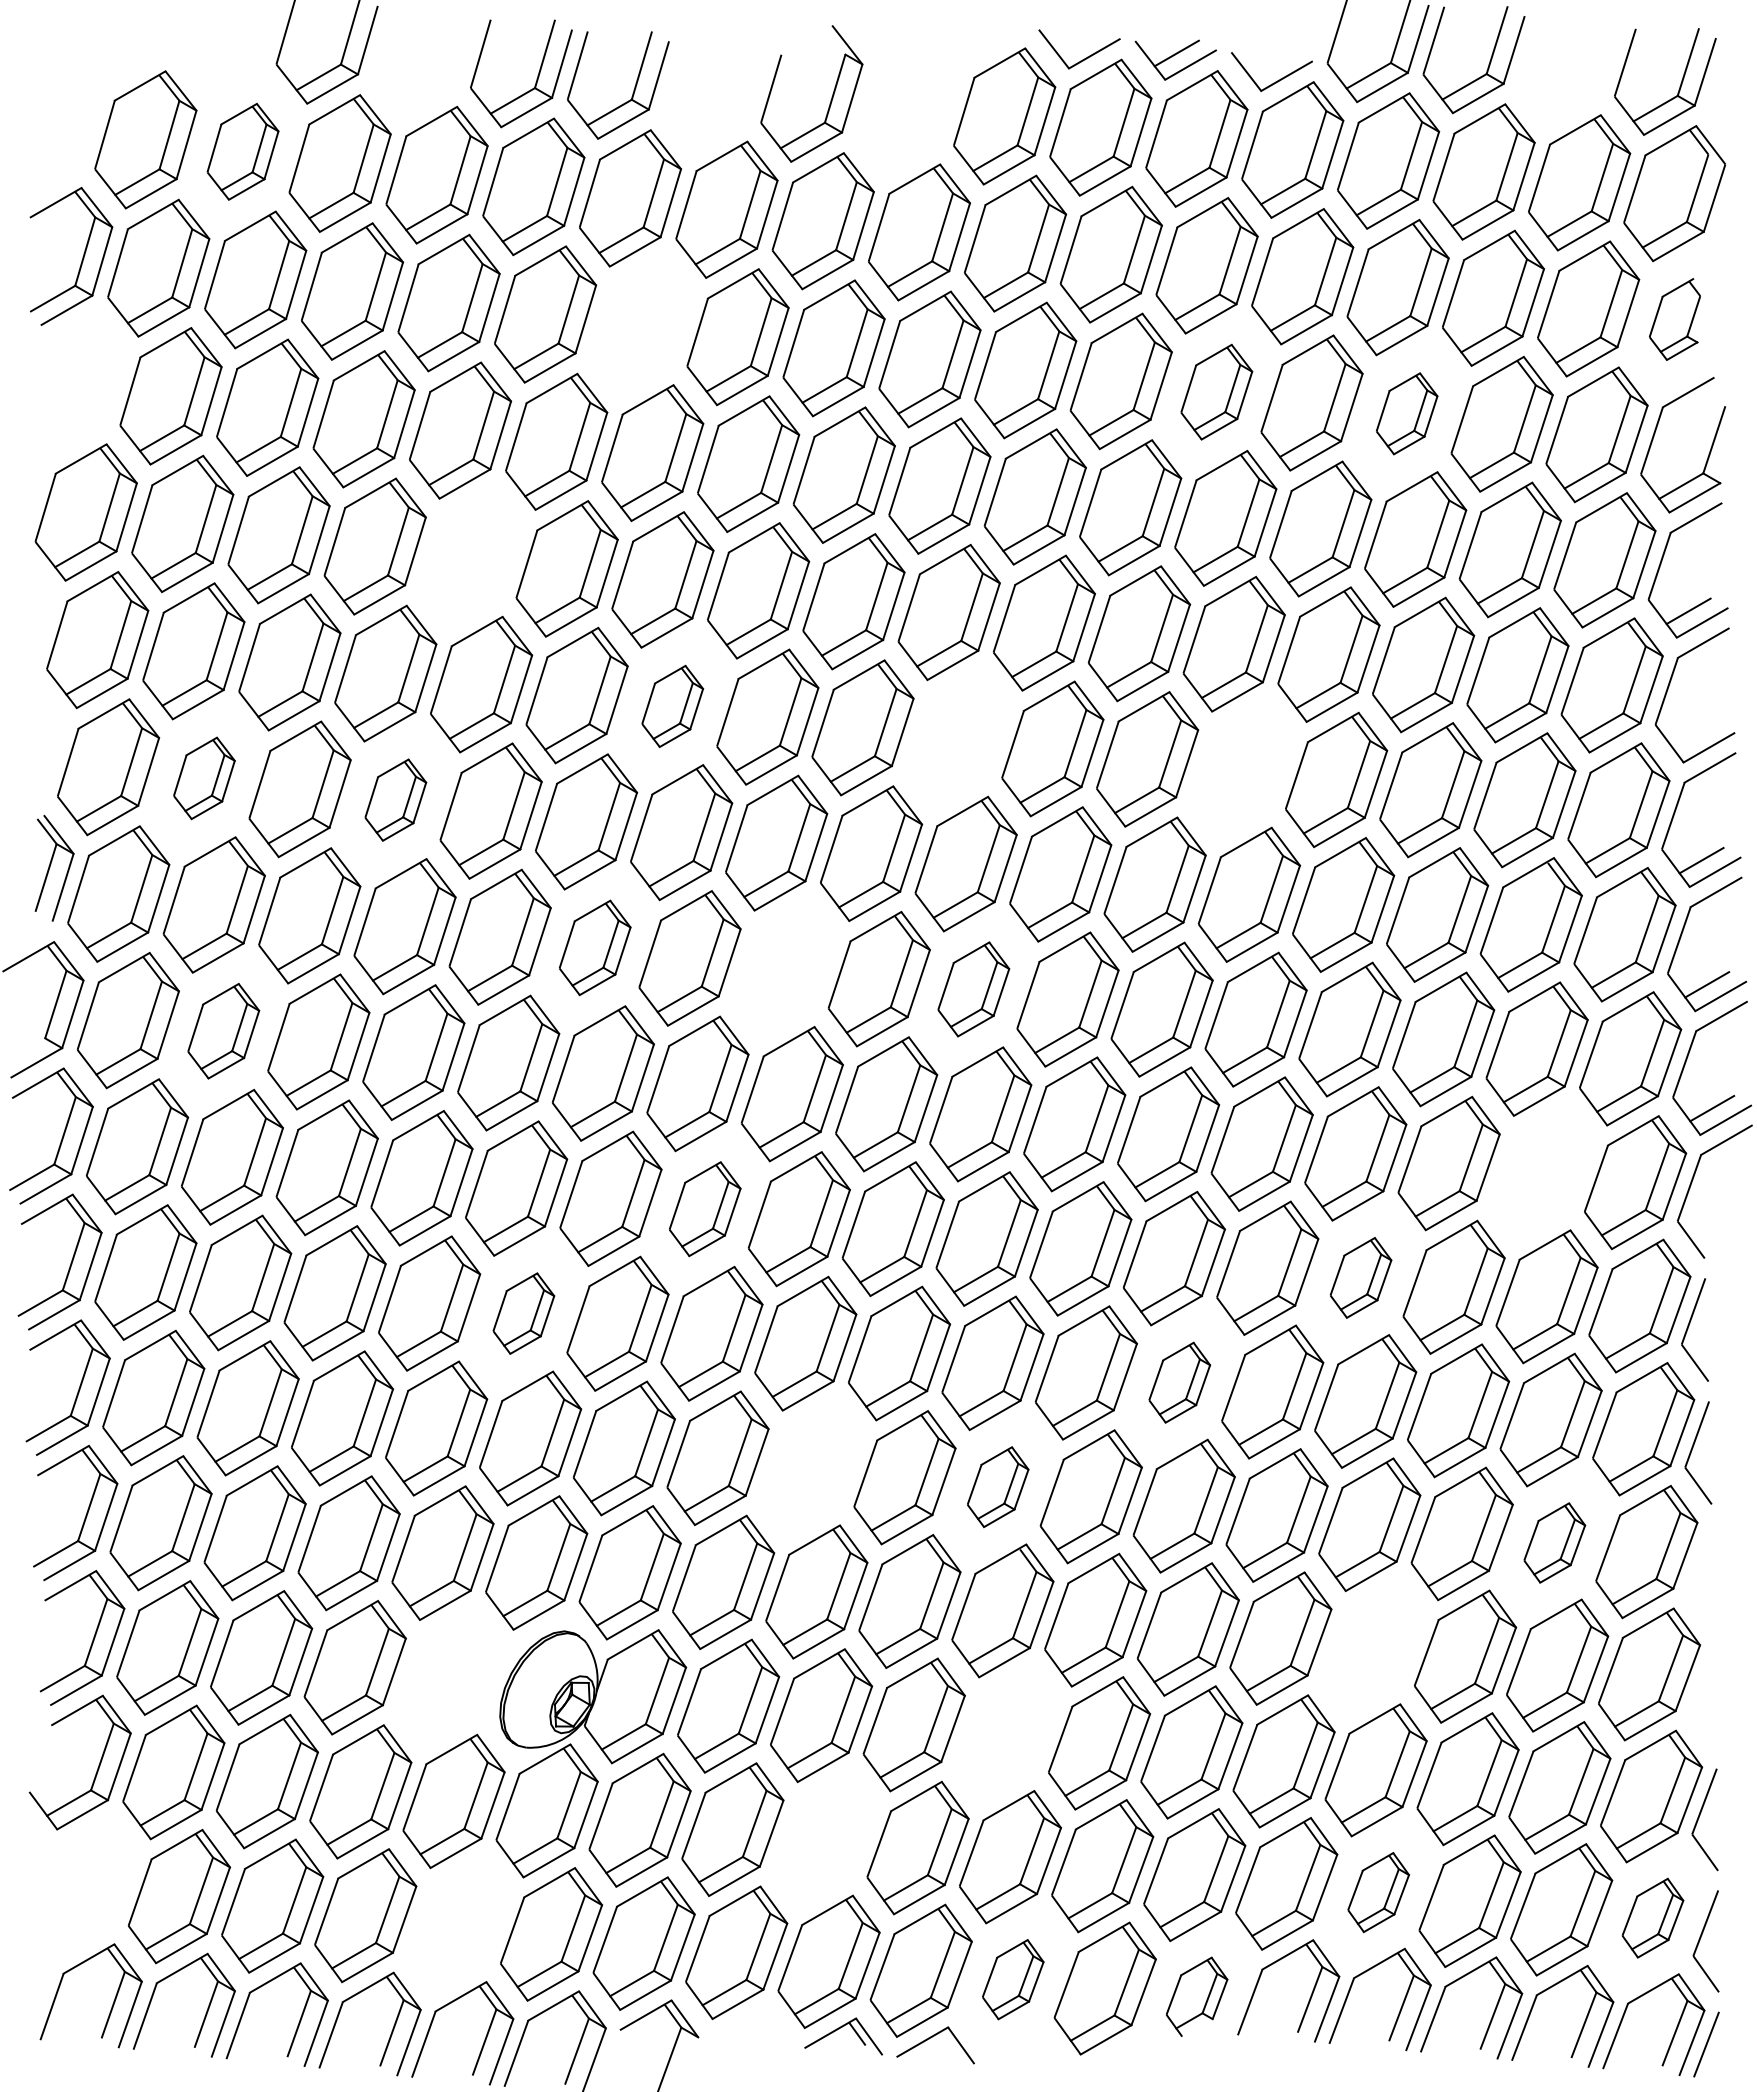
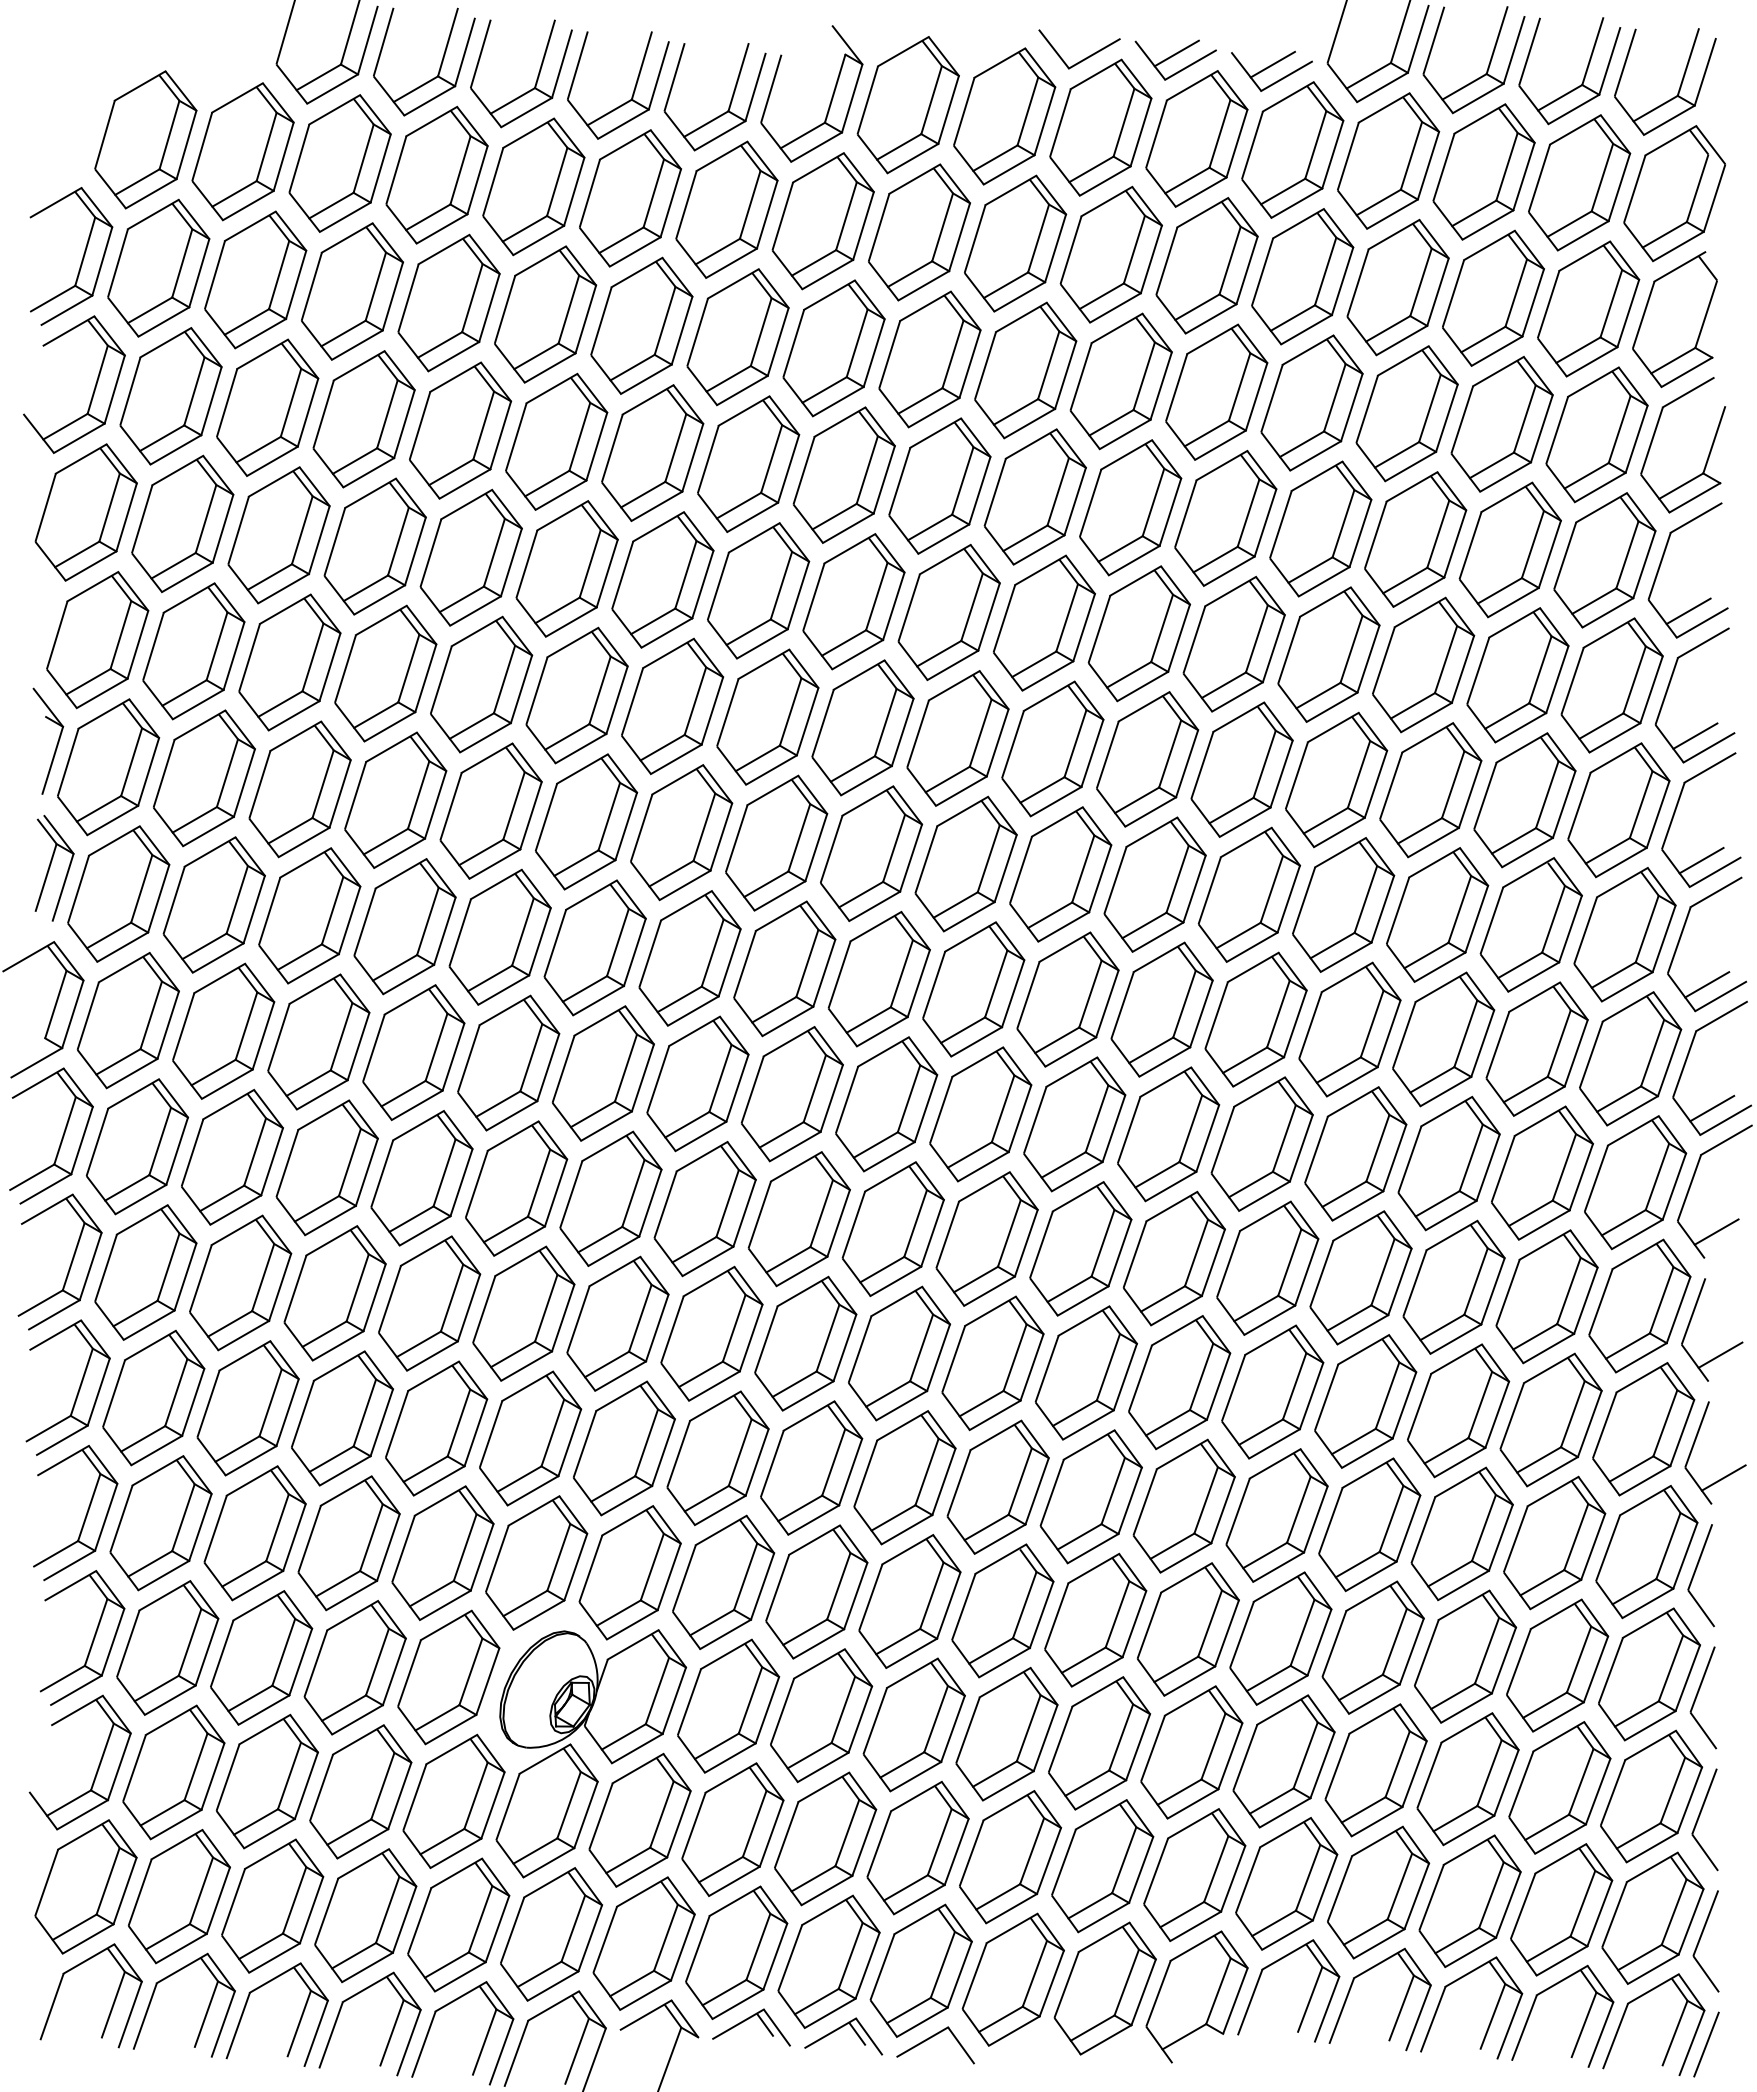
part: none -> present (440, 63)
line: none -> present (1272, 64)
part: none -> present (1583, 77)
part: none -> present (729, 103)
part: none -> present (907, 105)
part size: 74x99 px -> 104x140 px (242, 151)
part size: 52x83 px -> 86x137 px (1674, 319)
part: none -> present (641, 325)
part: none -> present (93, 389)
part size: 74x98 px -> 104x138 px (1216, 391)
part size: 63x84 px -> 104x138 px (1406, 413)
part: none -> present (470, 557)
part size: 64x85 px -> 104x139 px (672, 706)
line: none -> present (1695, 735)
part: none -> present (957, 738)
part: none -> present (56, 744)
part: none -> present (1241, 769)
part size: 63x85 px -> 103x139 px (204, 778)
part size: 64x84 px -> 104x138 px (395, 799)
part size: 74x98 px -> 104x138 px (594, 947)
part: none -> present (784, 968)
part size: 74x97 px -> 104x137 px (973, 989)
part size: 74x97 px -> 104x138 px (223, 1030)
part: none -> present (1542, 1172)
part size: 73x97 px -> 104x137 px (704, 1209)
line: none -> present (1716, 1231)
part size: 64x82 px -> 104x136 px (1360, 1277)
part size: 64x83 px -> 104x137 px (523, 1313)
line: none -> present (1720, 1354)
part size: 63x83 px -> 104x136 px (1179, 1382)
part: none -> present (811, 1467)
line: none -> present (1723, 1477)
part size: 63x83 px -> 104x136 px (997, 1486)
part size: 64x82 px -> 104x136 px (1554, 1542)
part: none -> present (1700, 1575)
part: none -> present (1372, 1647)
part: none -> present (448, 1677)
part: none -> present (1703, 1697)
part: none -> present (1006, 1733)
part: none -> present (825, 1838)
part: none -> present (85, 1886)
part size: 64x82 px -> 104x135 px (1378, 1892)
part size: 64x82 px -> 104x134 px (1652, 1917)
part: none -> present (458, 1924)
part size: 63x82 px -> 104x135 px (1012, 1979)
part size: 64x81 px -> 104x134 px (1196, 1996)
part: none -> present (747, 2020)
